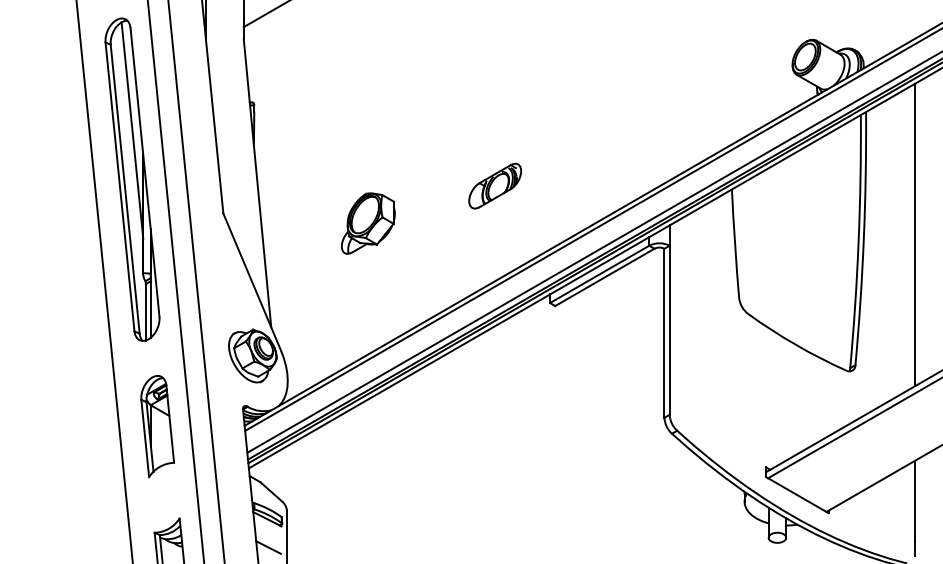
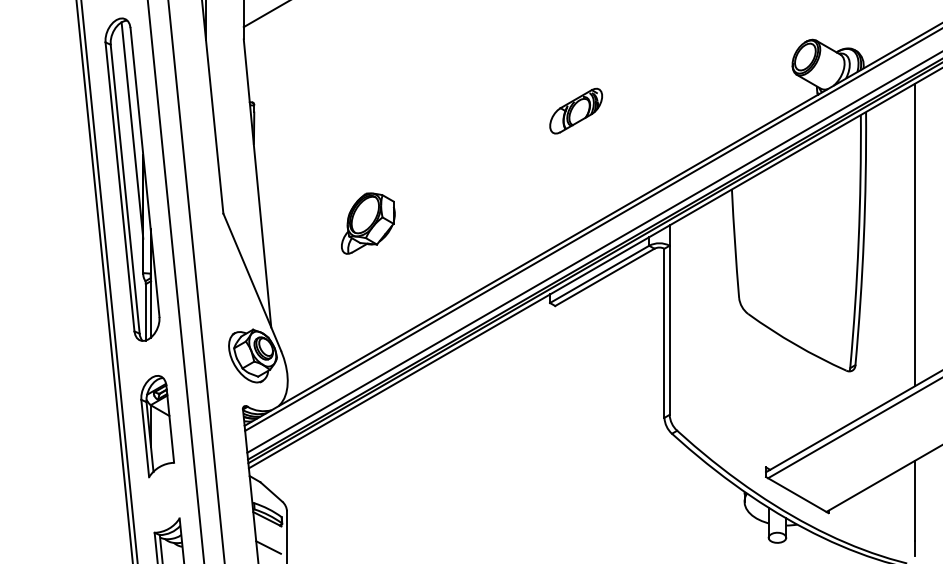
part position: (494, 185) -> (575, 110) (575, 110)
line: none -> present (109, 281)
